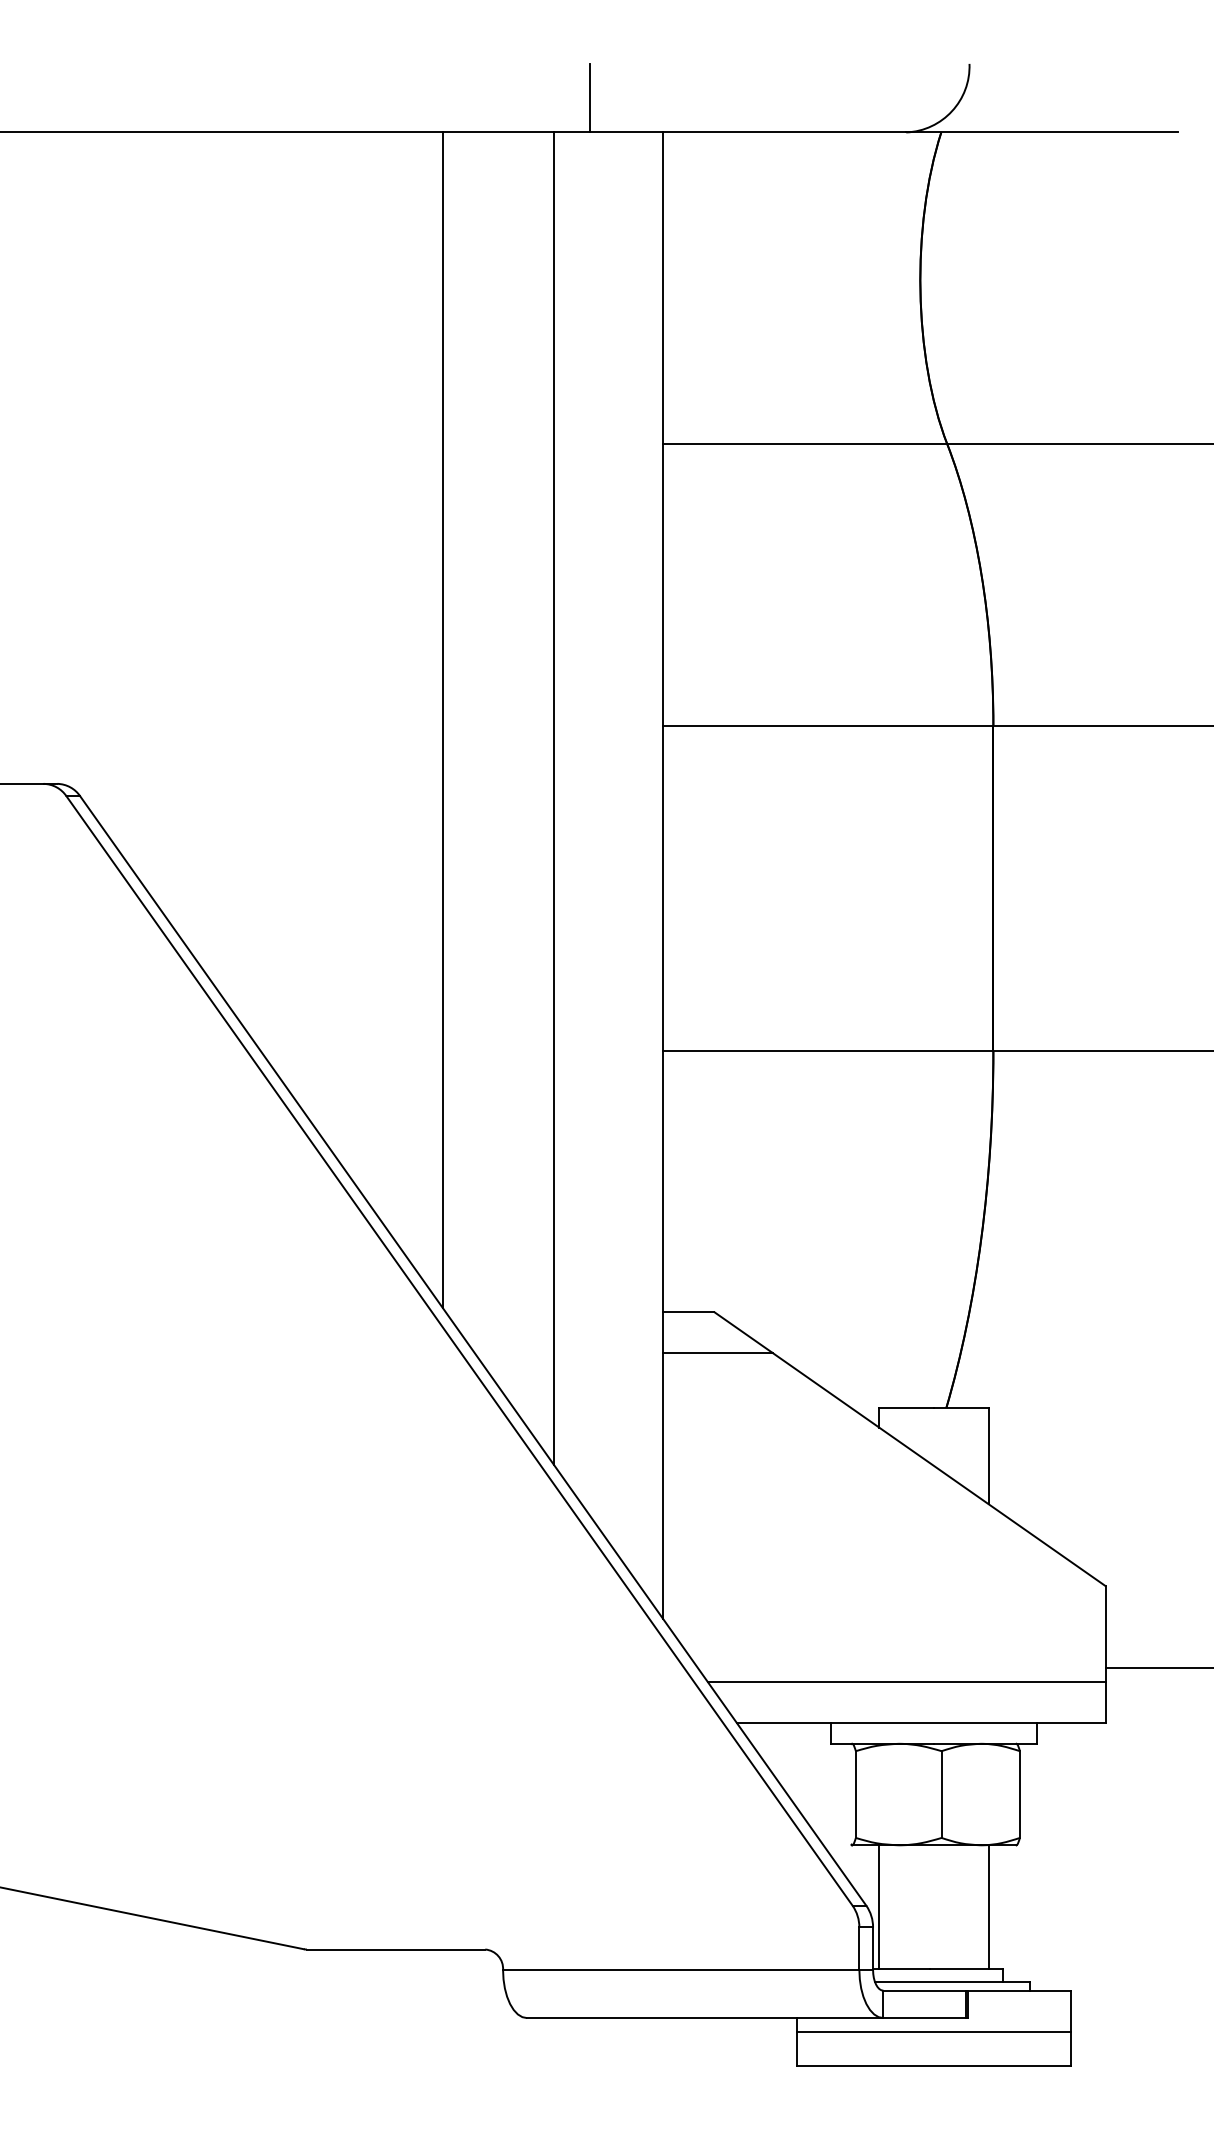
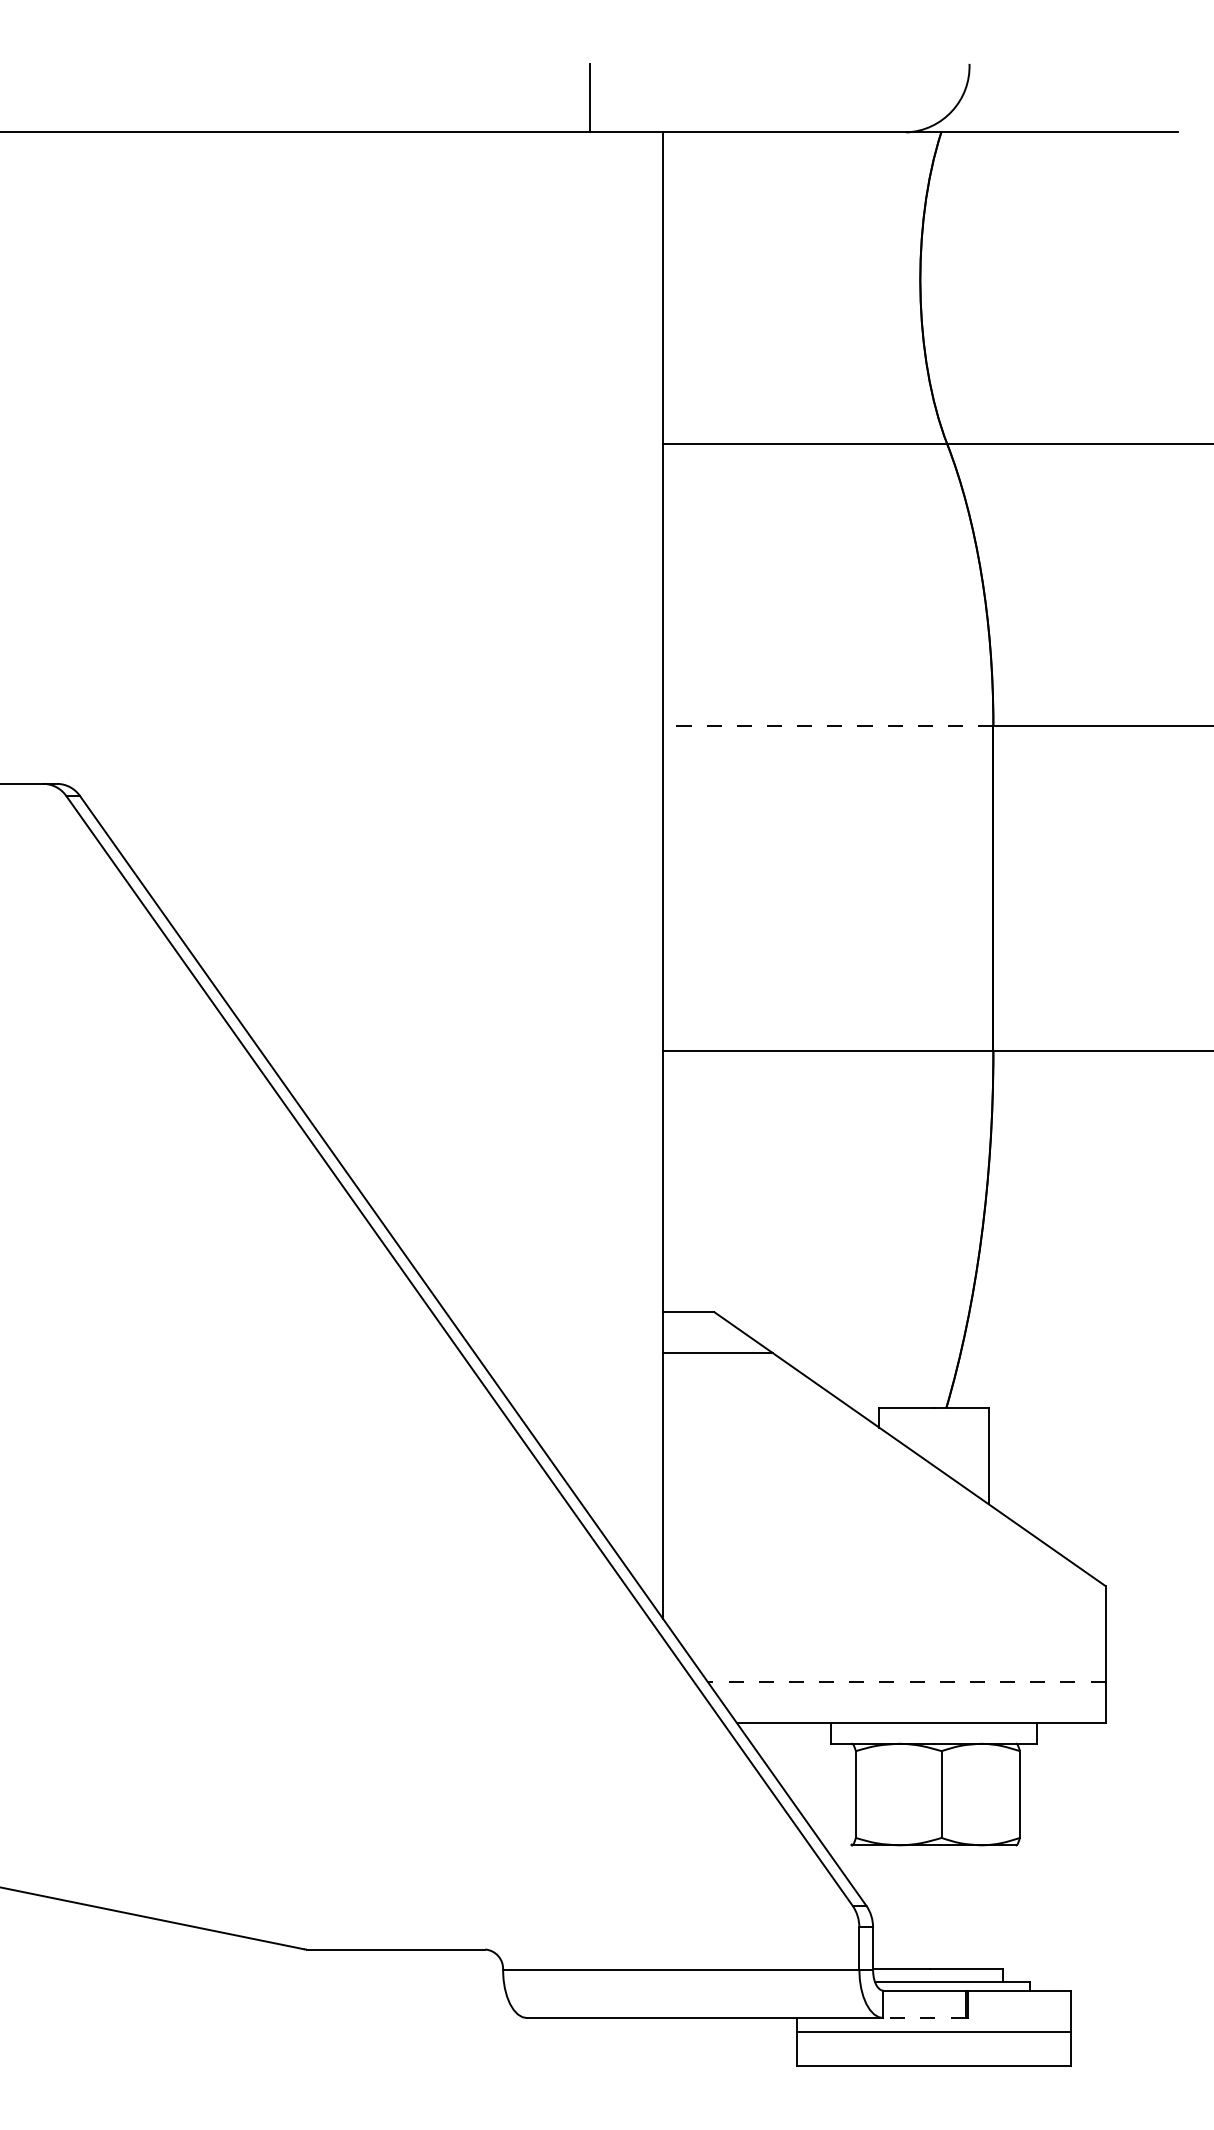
line: present -> none (442, 719)
line: solid -> dashed (828, 725)
line: present -> none (554, 798)
line: present -> none (1157, 1668)
line: solid -> dashed (906, 1682)
line: present -> none (879, 1906)
line: present -> none (989, 1906)
line: solid -> dashed (924, 2018)
